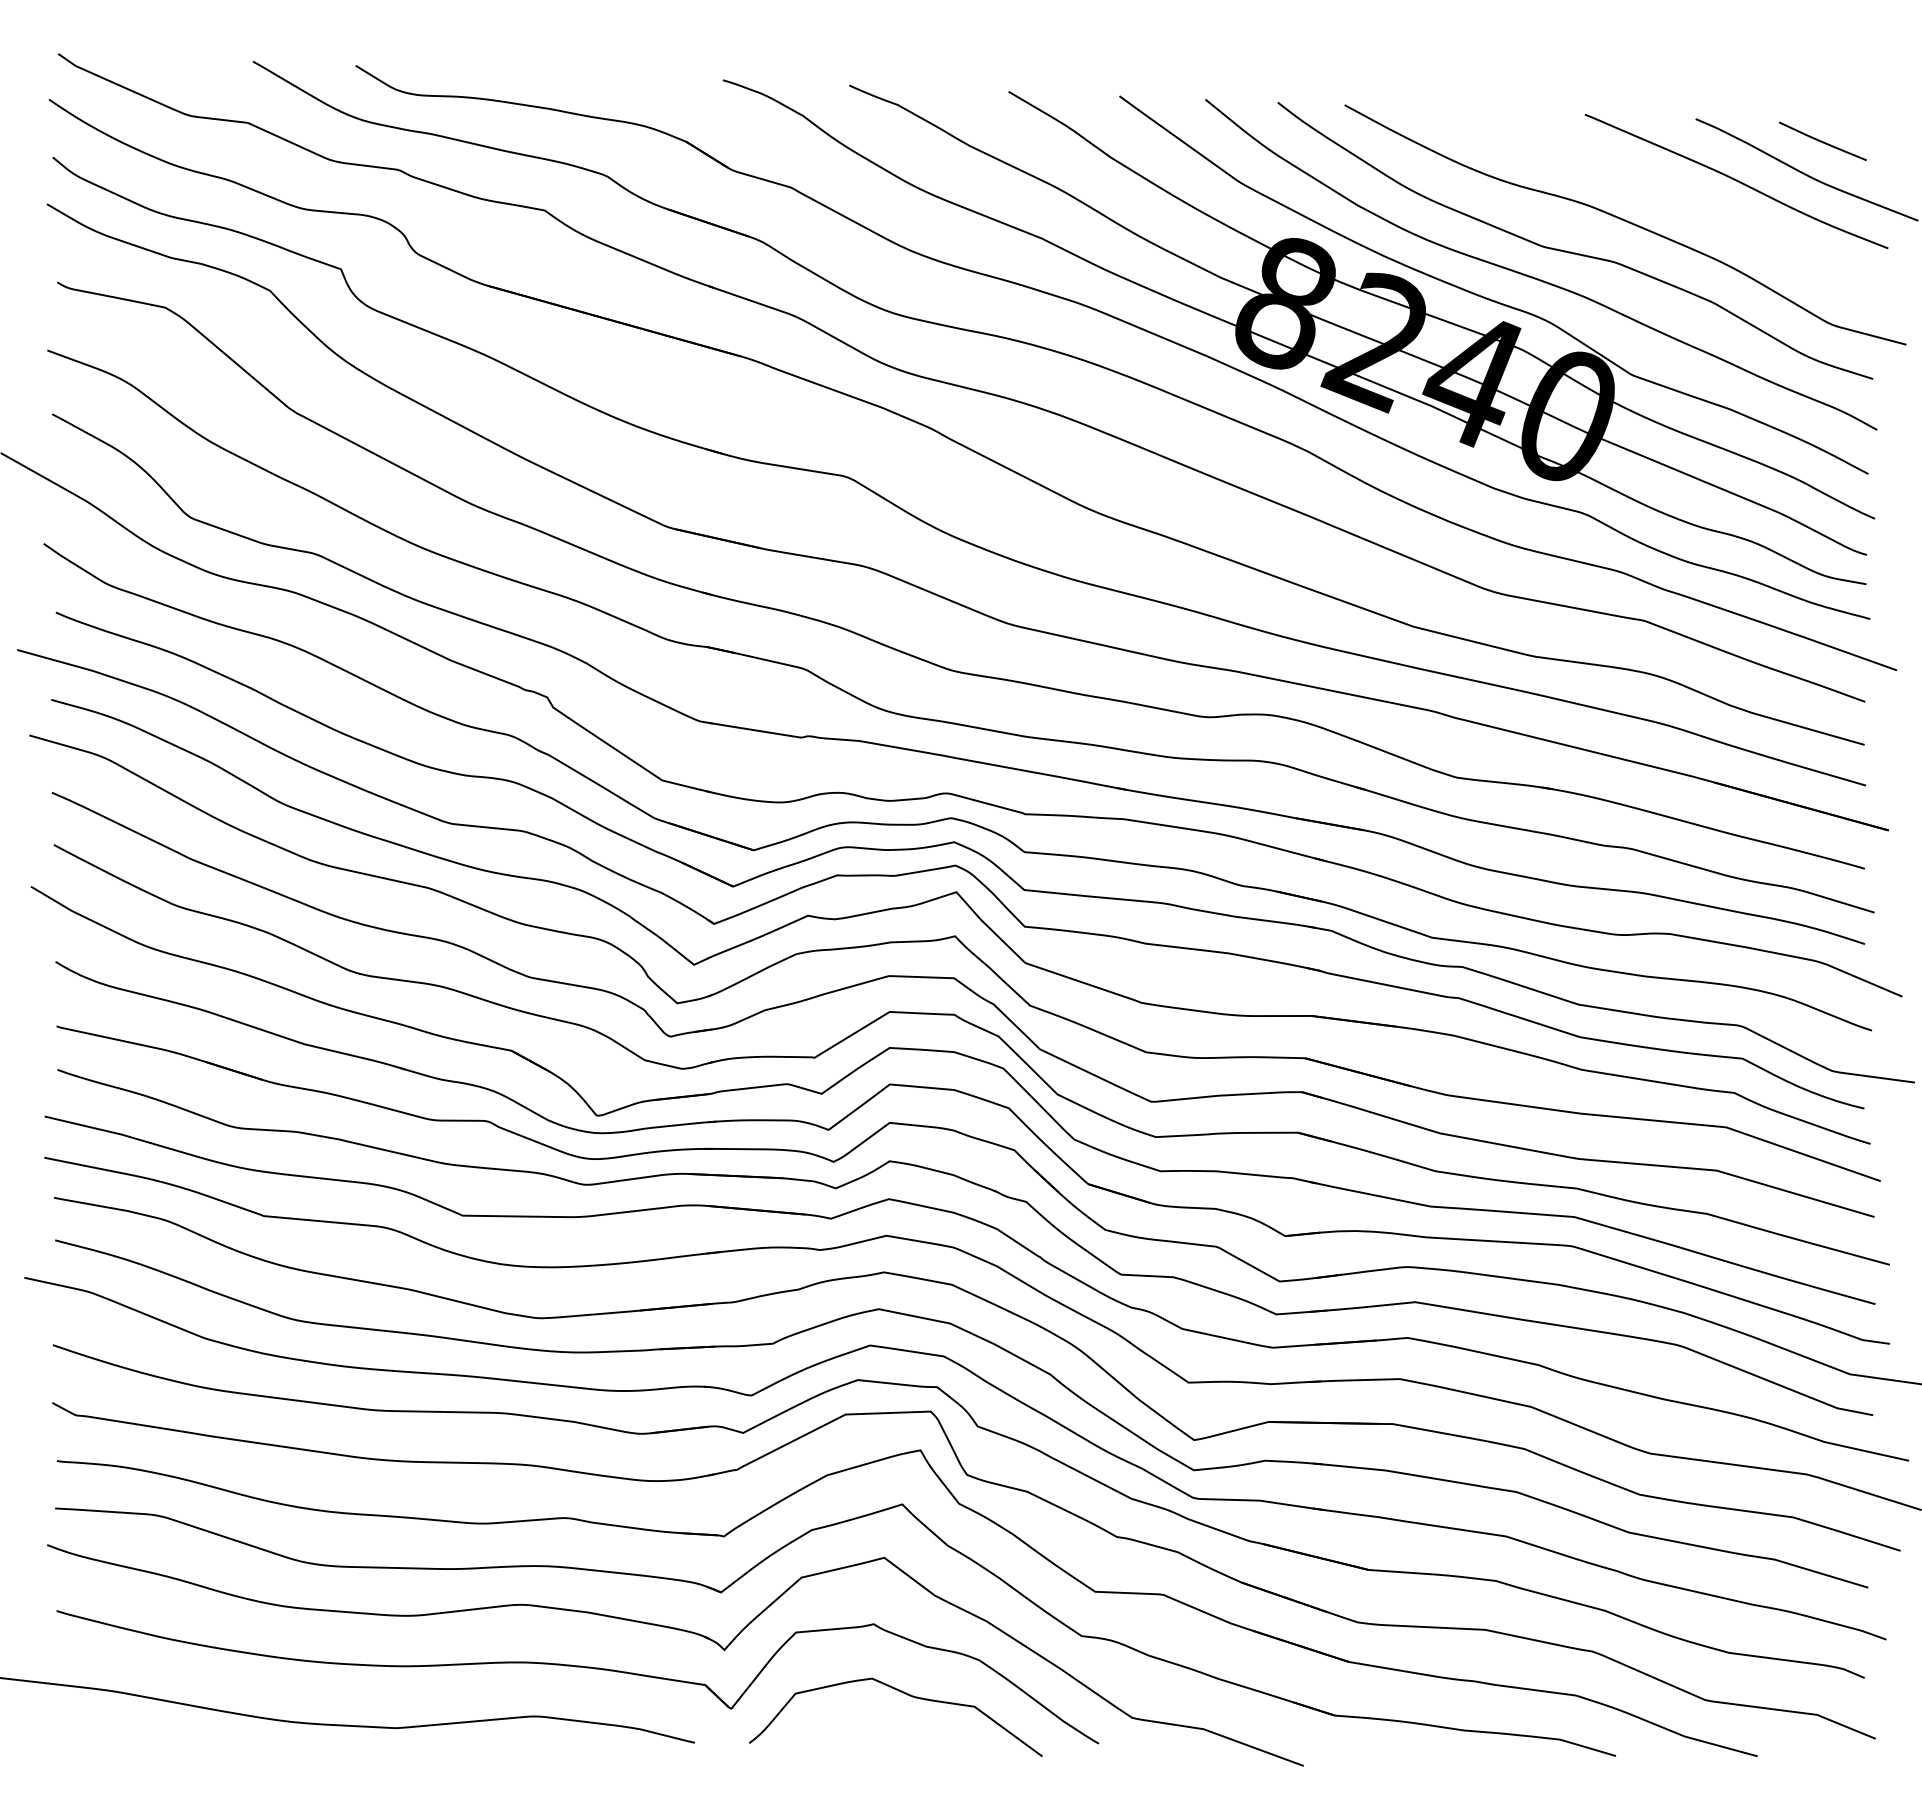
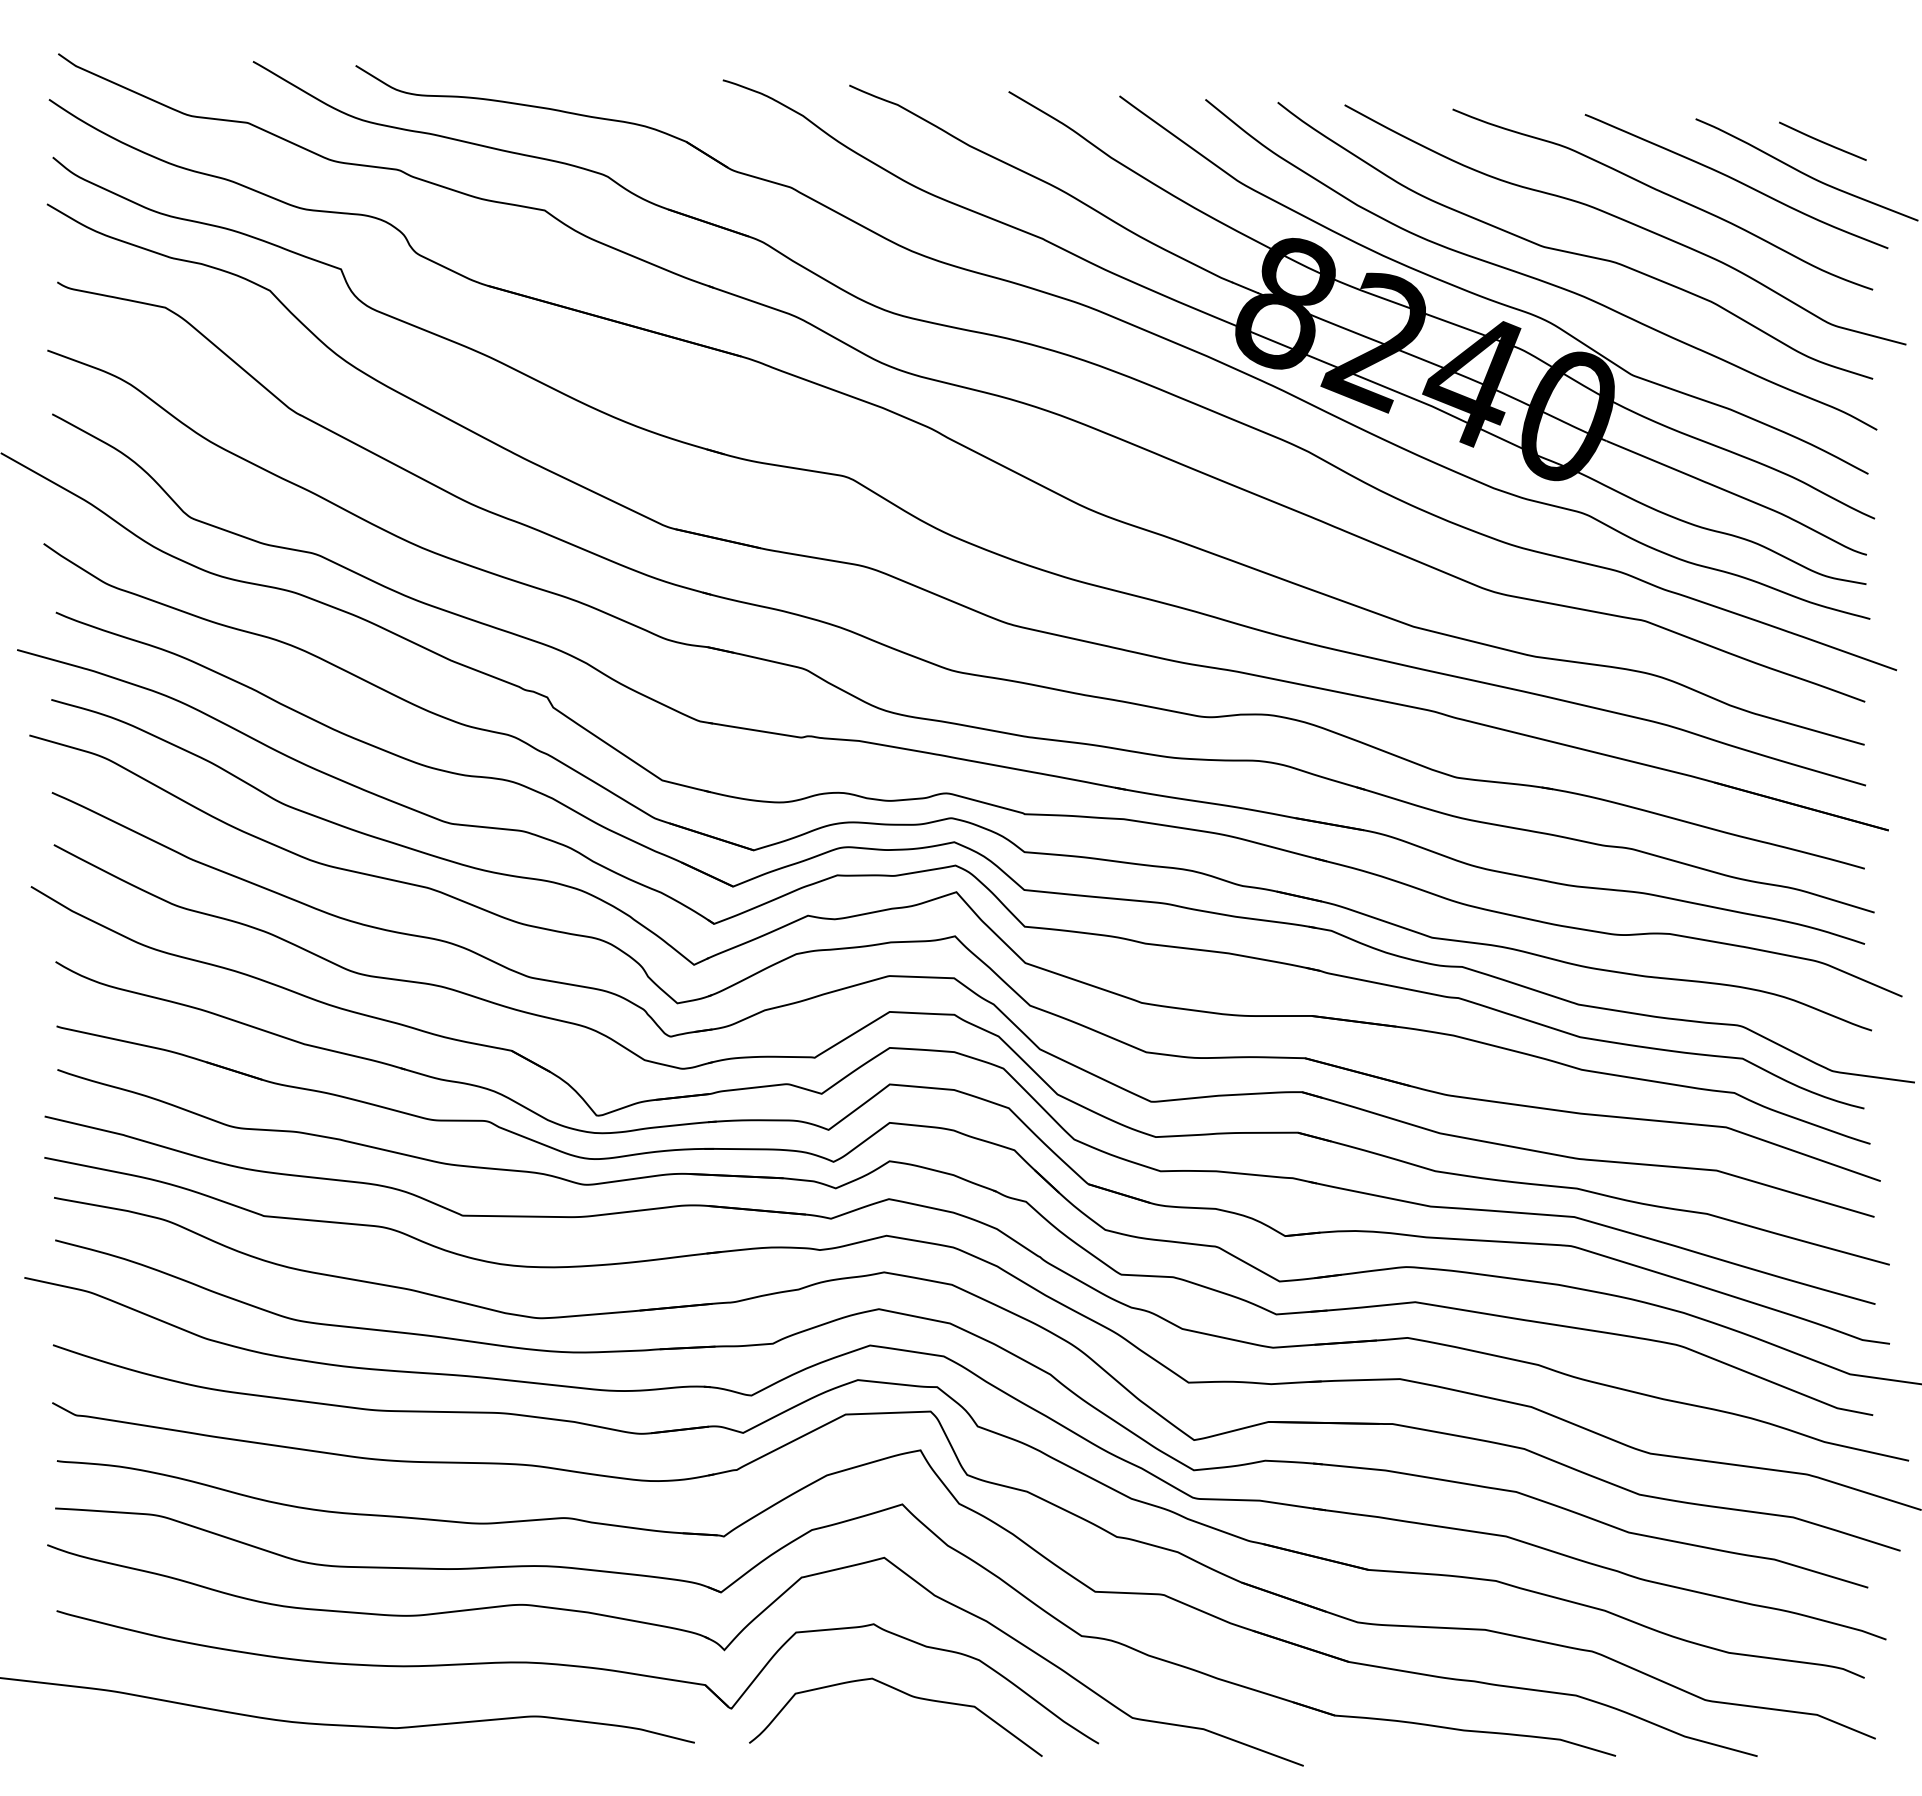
curve: none -> present (1664, 194)
